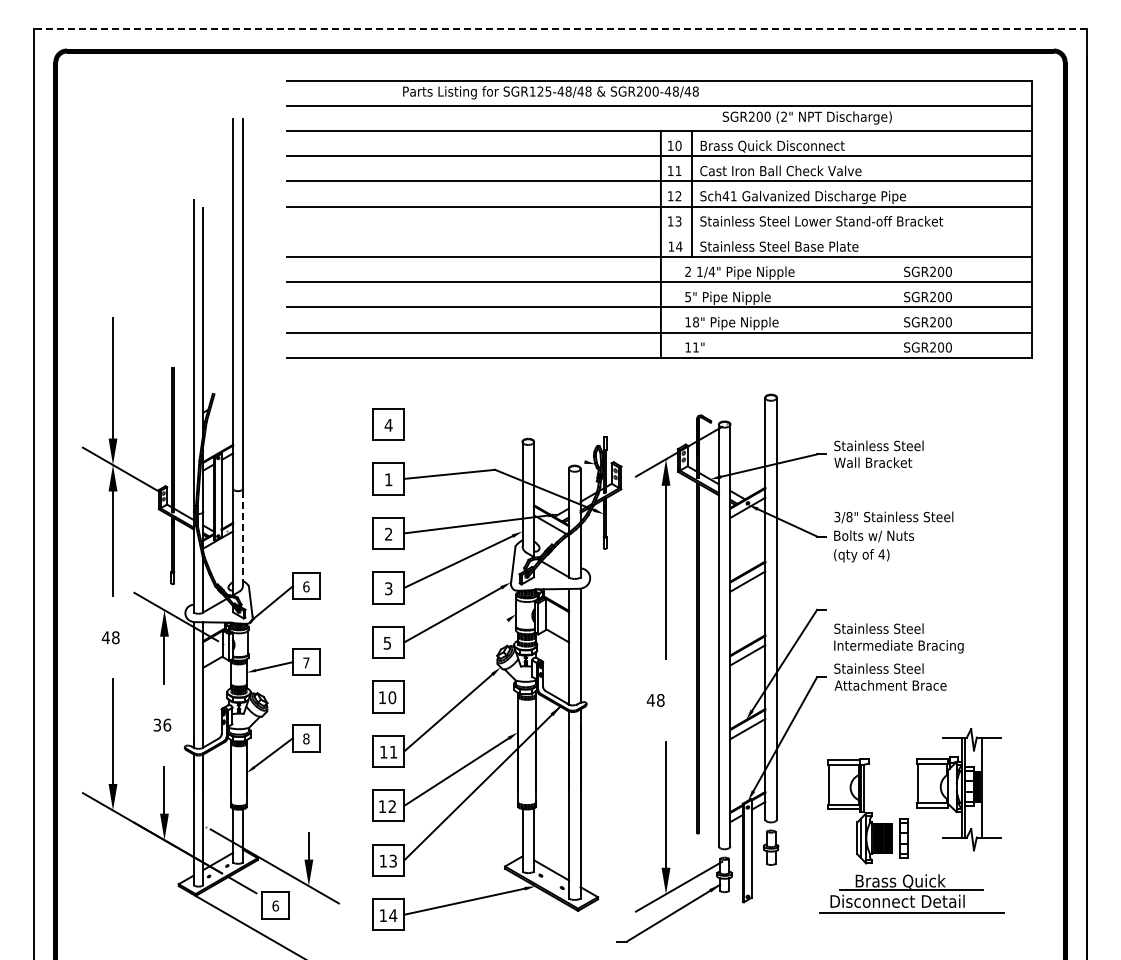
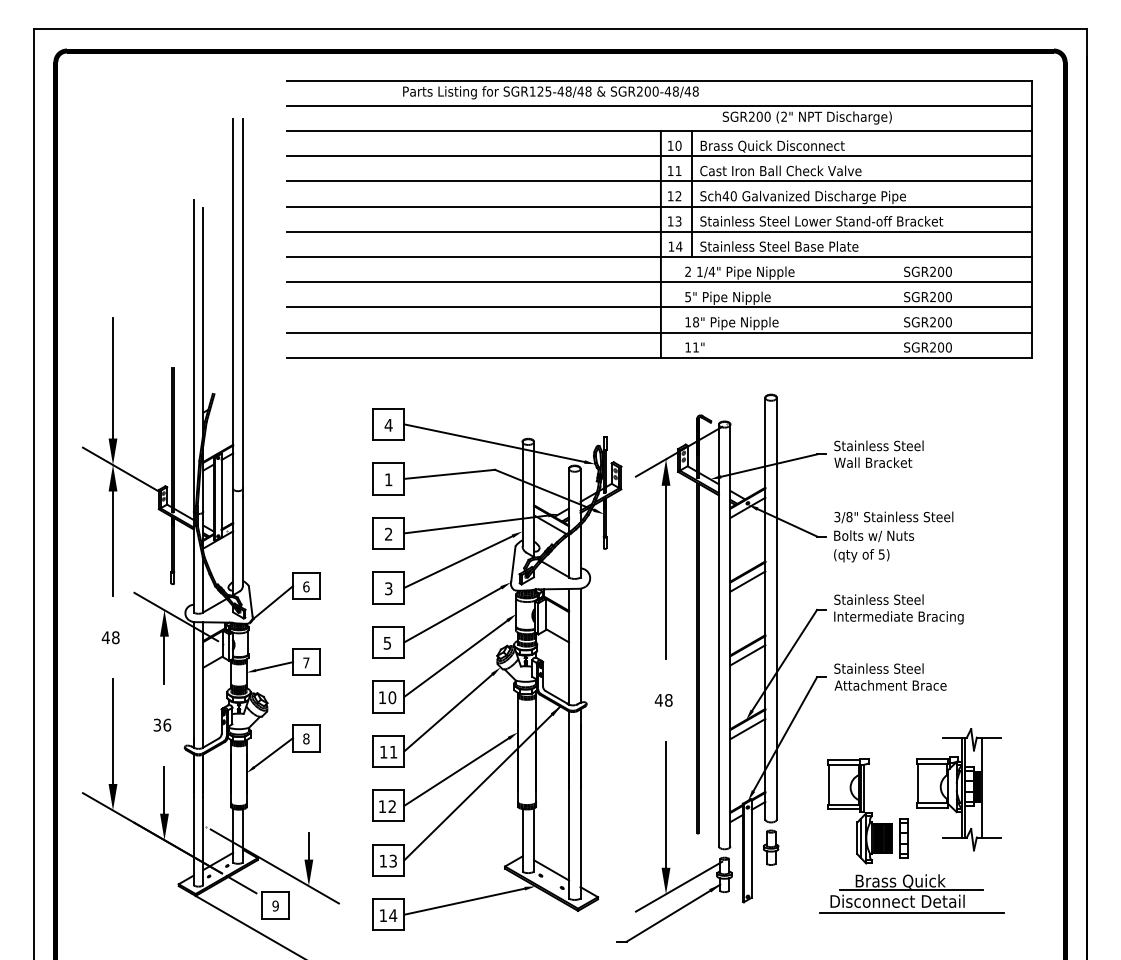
line: dashed -> solid (560, 28)
text: Sch41 -> Sch40 (733, 196)
line: none -> present (659, 231)
line: none -> present (494, 442)
line: dashed -> solid (242, 540)
text: 4) -> 5) (881, 554)
text position: (898, 638) -> (898, 609) (898, 609)
line: none -> present (455, 658)
text position: (655, 700) -> (663, 700) (663, 700)
text: 6 -> 9 (275, 905)
